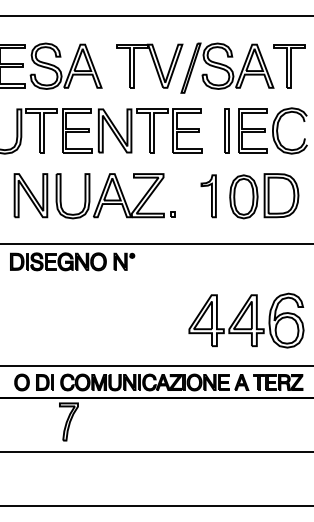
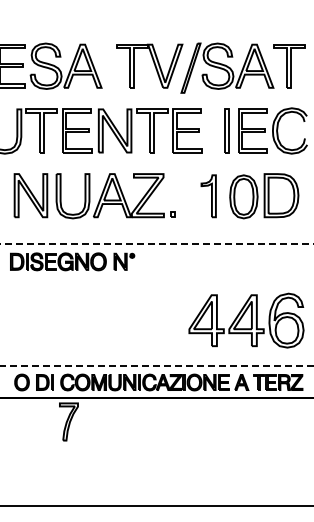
line: present -> none (156, 15)
line: solid -> dashed (156, 244)
line: solid -> dashed (157, 366)
line: present -> none (156, 452)
